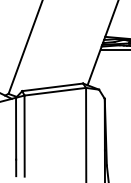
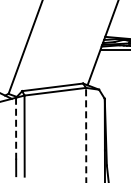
line: solid -> dashed (16, 128)
line: solid -> dashed (86, 134)
